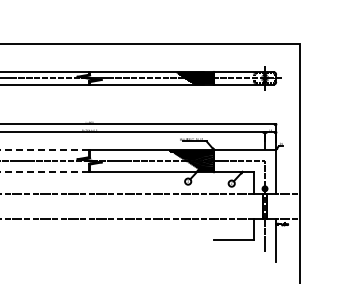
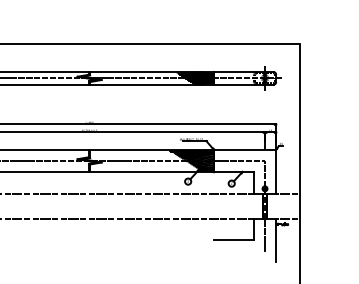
line: dashed -> solid (44, 149)
line: dashed -> solid (44, 172)
